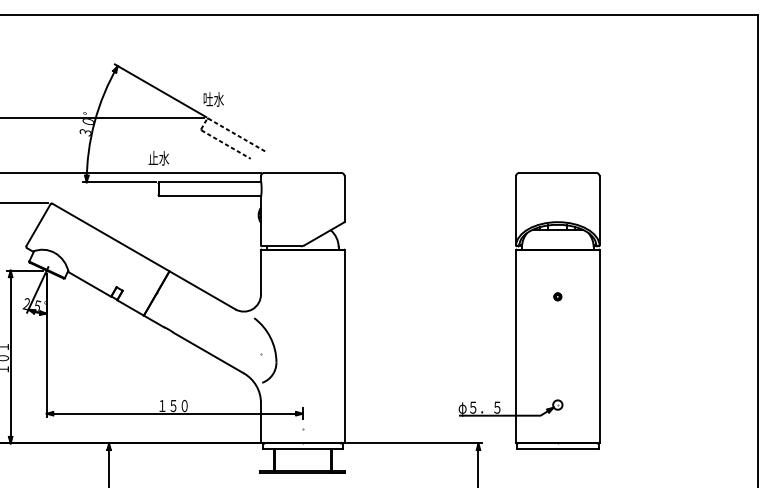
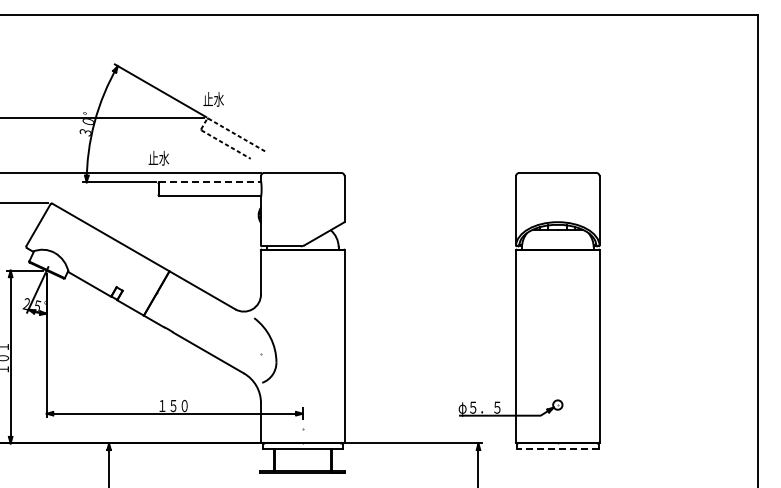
text: 吐水 -> 止水 (208, 99)
line: solid -> dashed (210, 182)
part: present -> none (557, 296)
line: solid -> dashed (557, 448)
